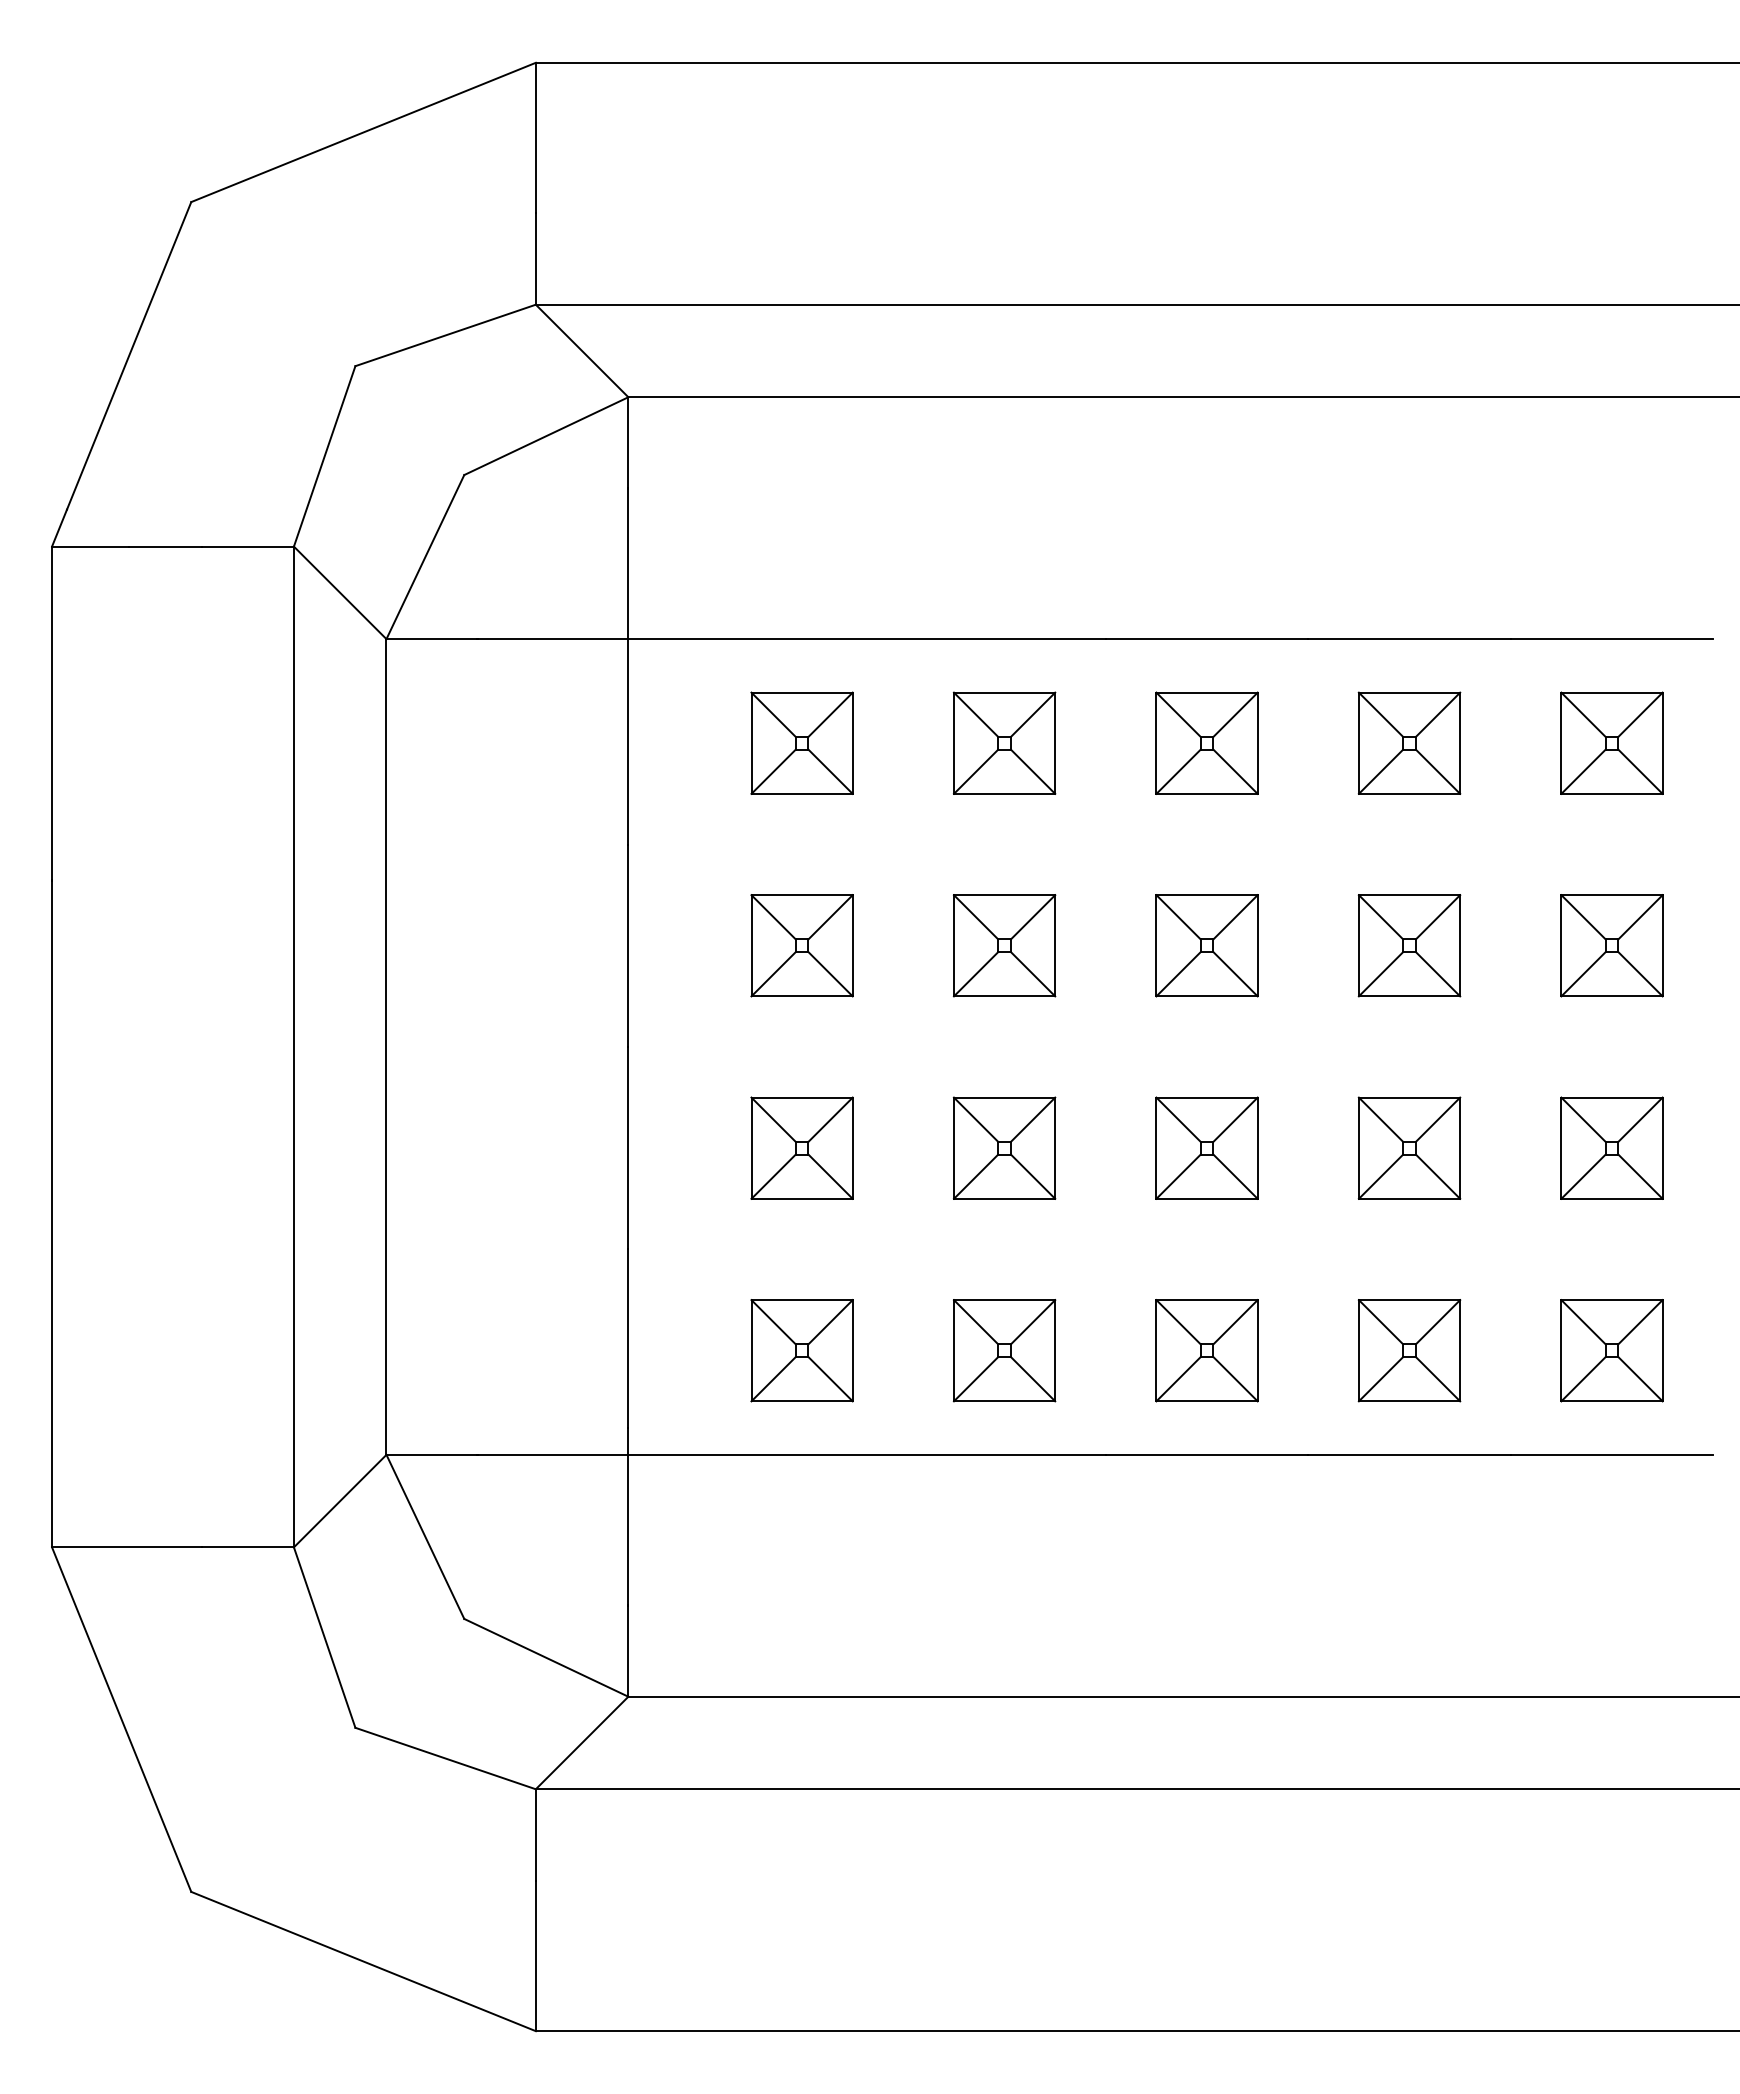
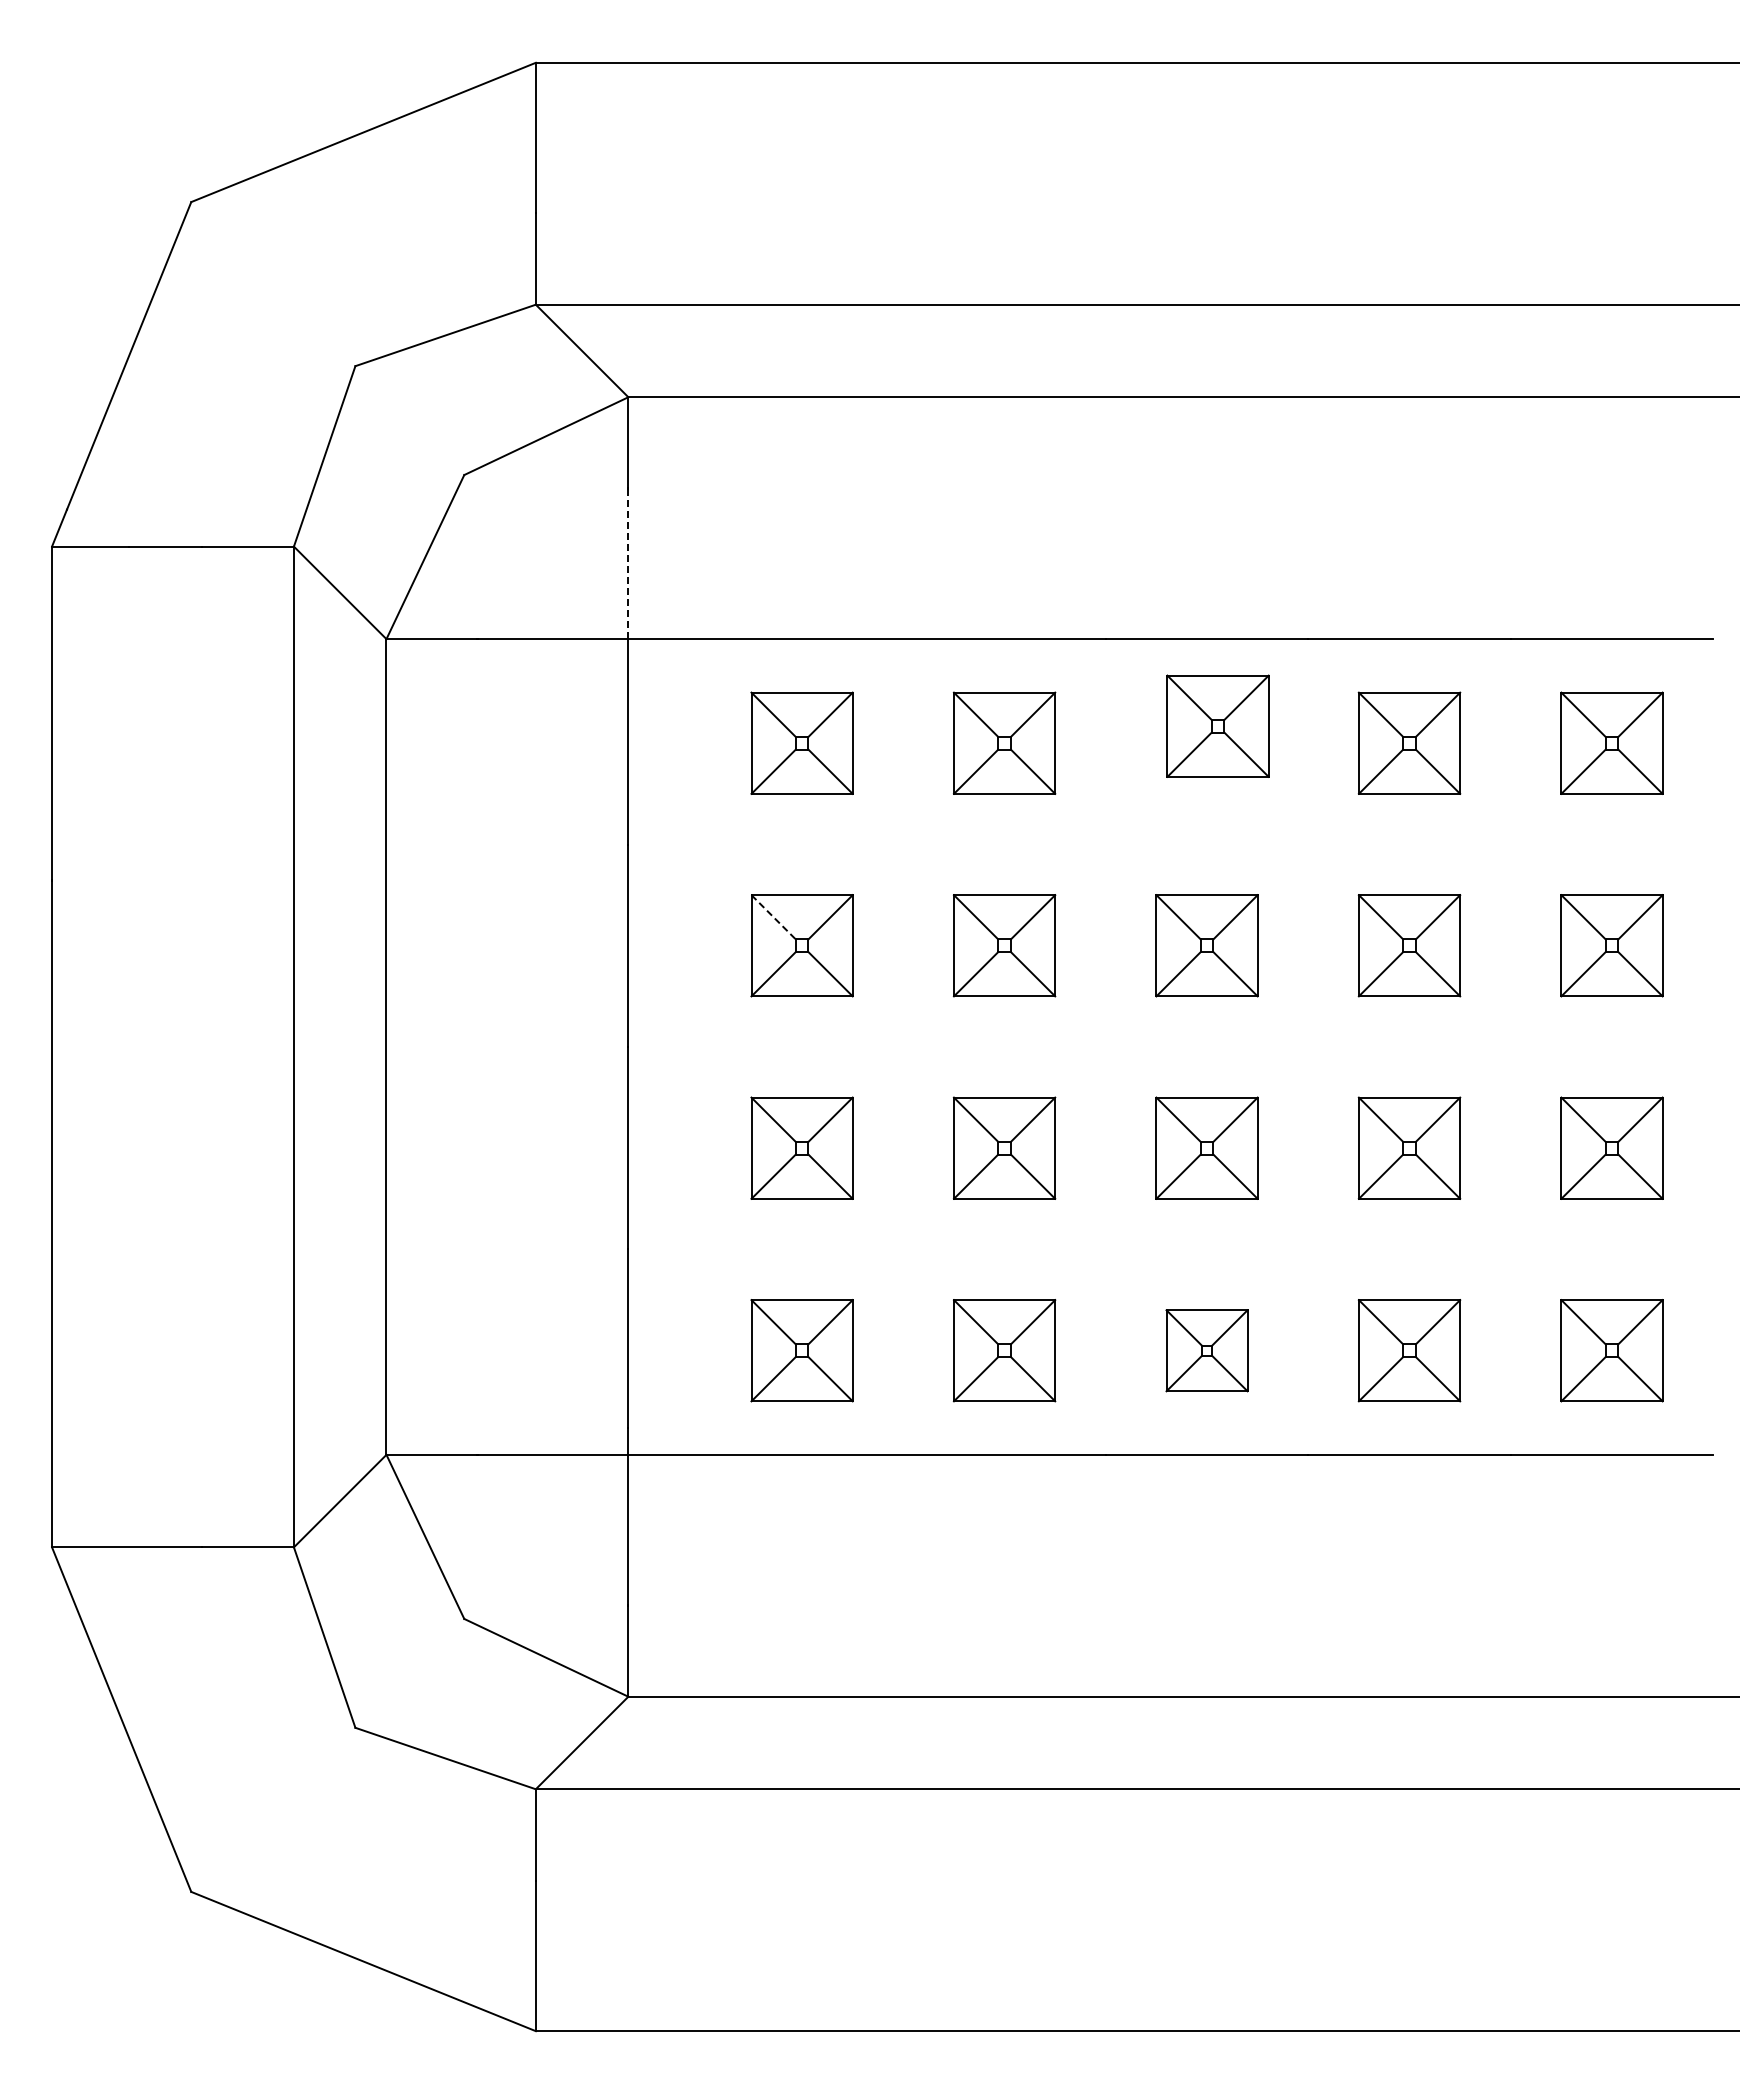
line: solid -> dashed (628, 564)
part position: (1206, 742) -> (1217, 725) (1217, 725)
line: solid -> dashed (774, 917)
part size: 104x104 px -> 84x84 px (1206, 1350)
